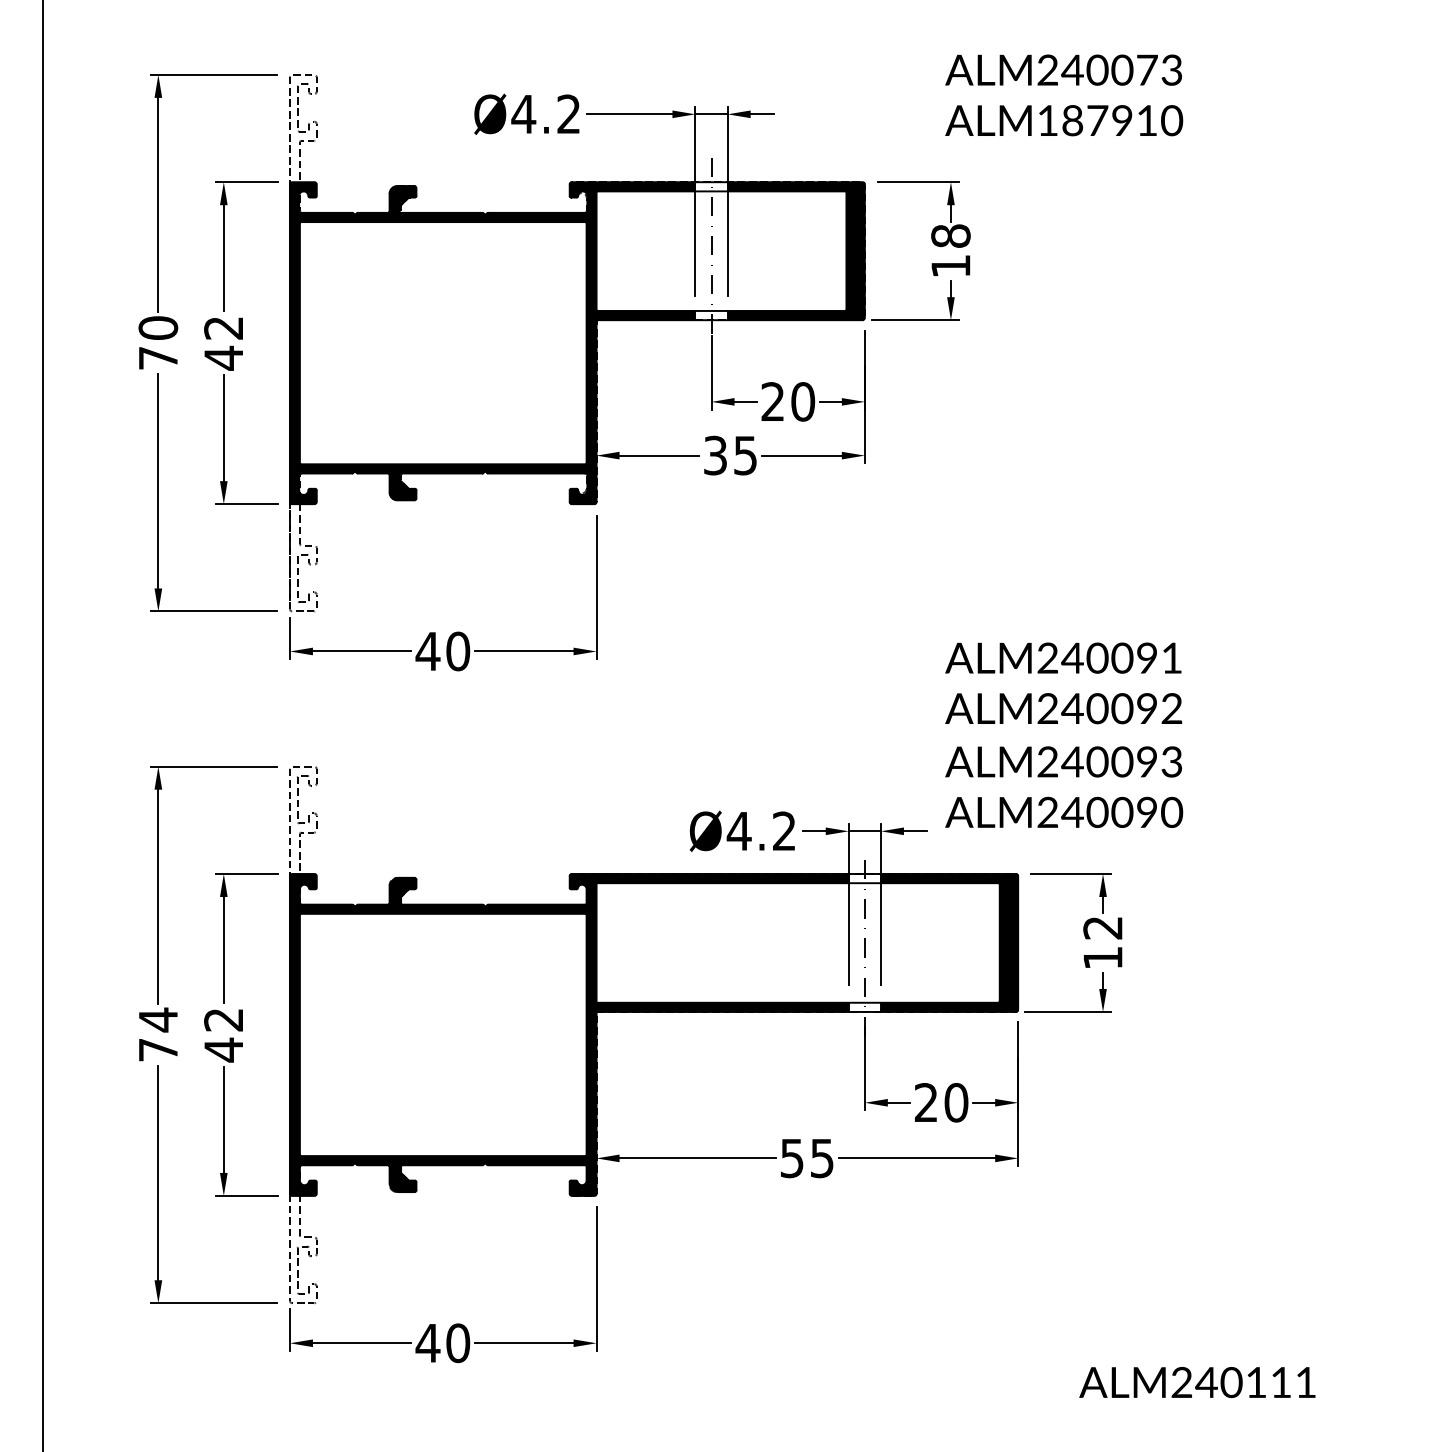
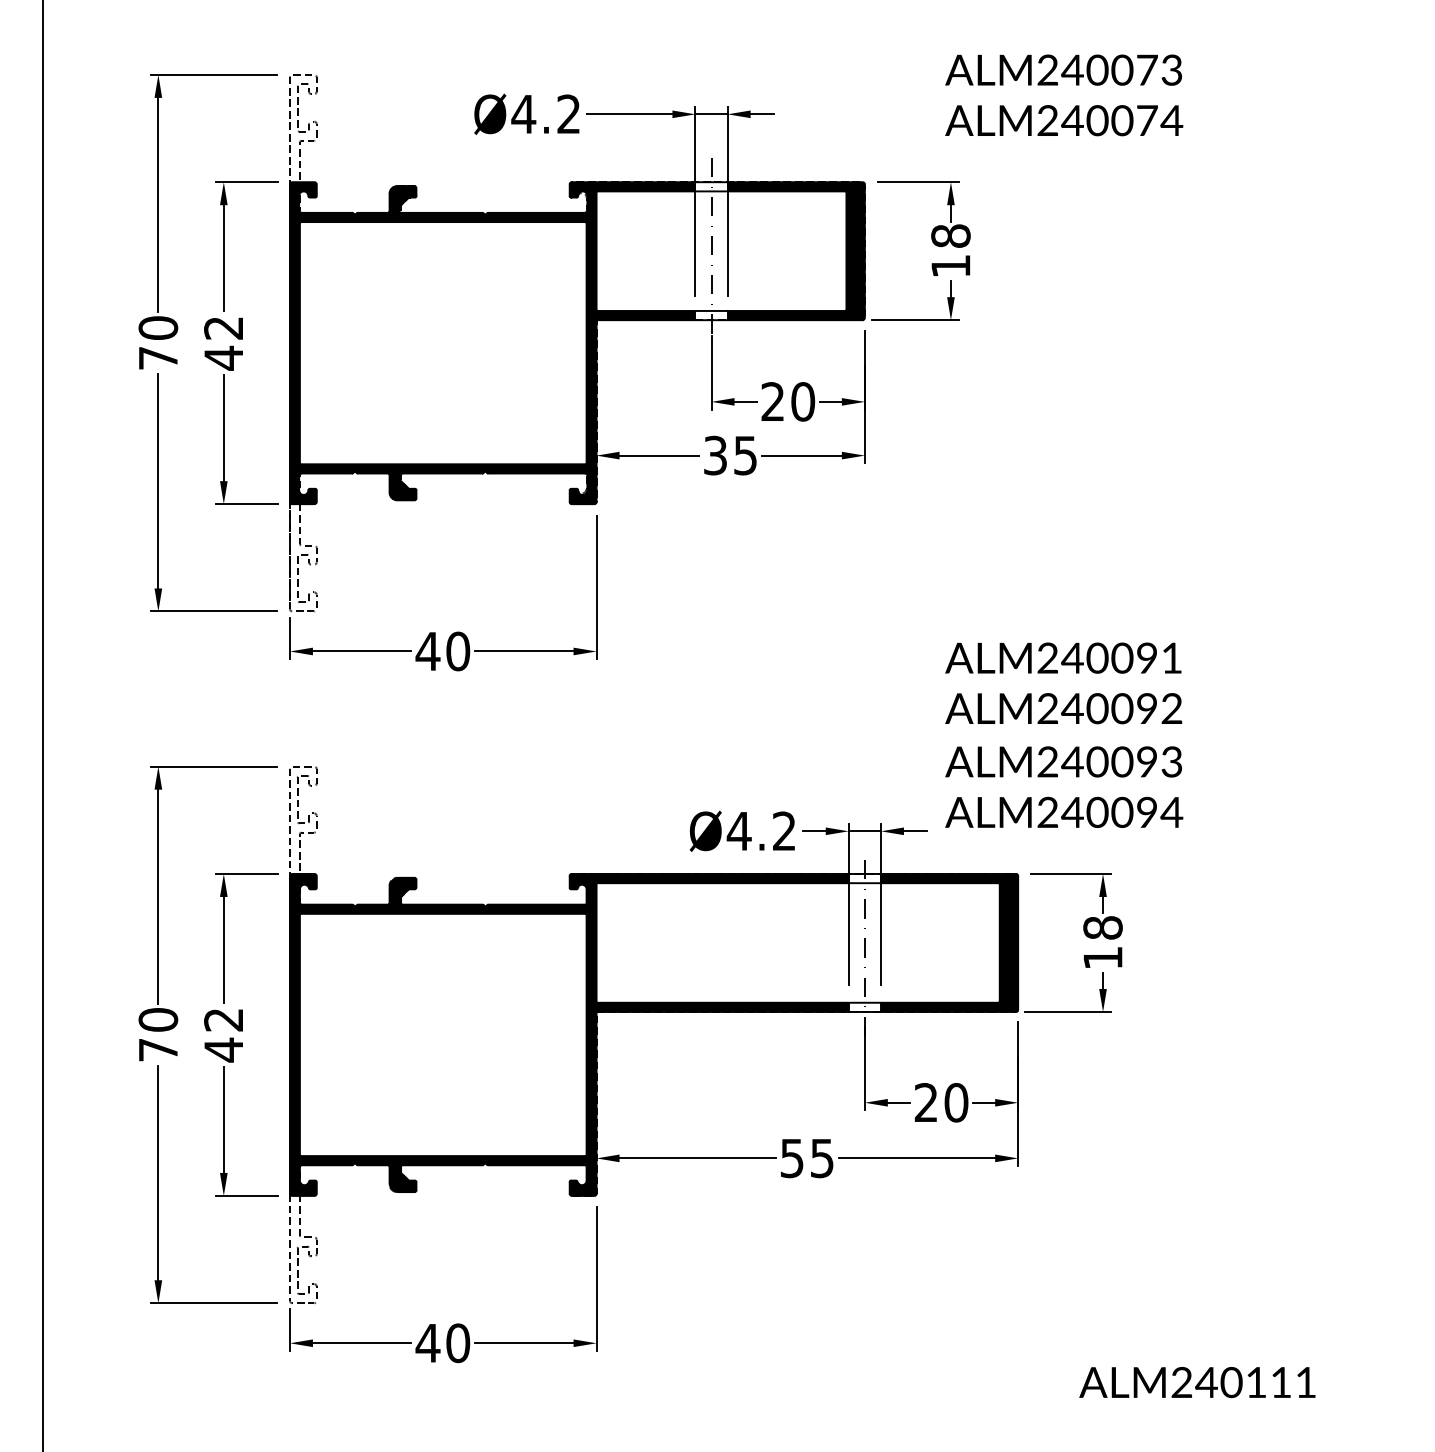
text: ALM187910 -> ALM240074 (1110, 120)
text: ALM240090 -> ALM240094 (1171, 811)
text: 12 -> 18 (1102, 927)
text: 74 -> 70 (158, 1019)
